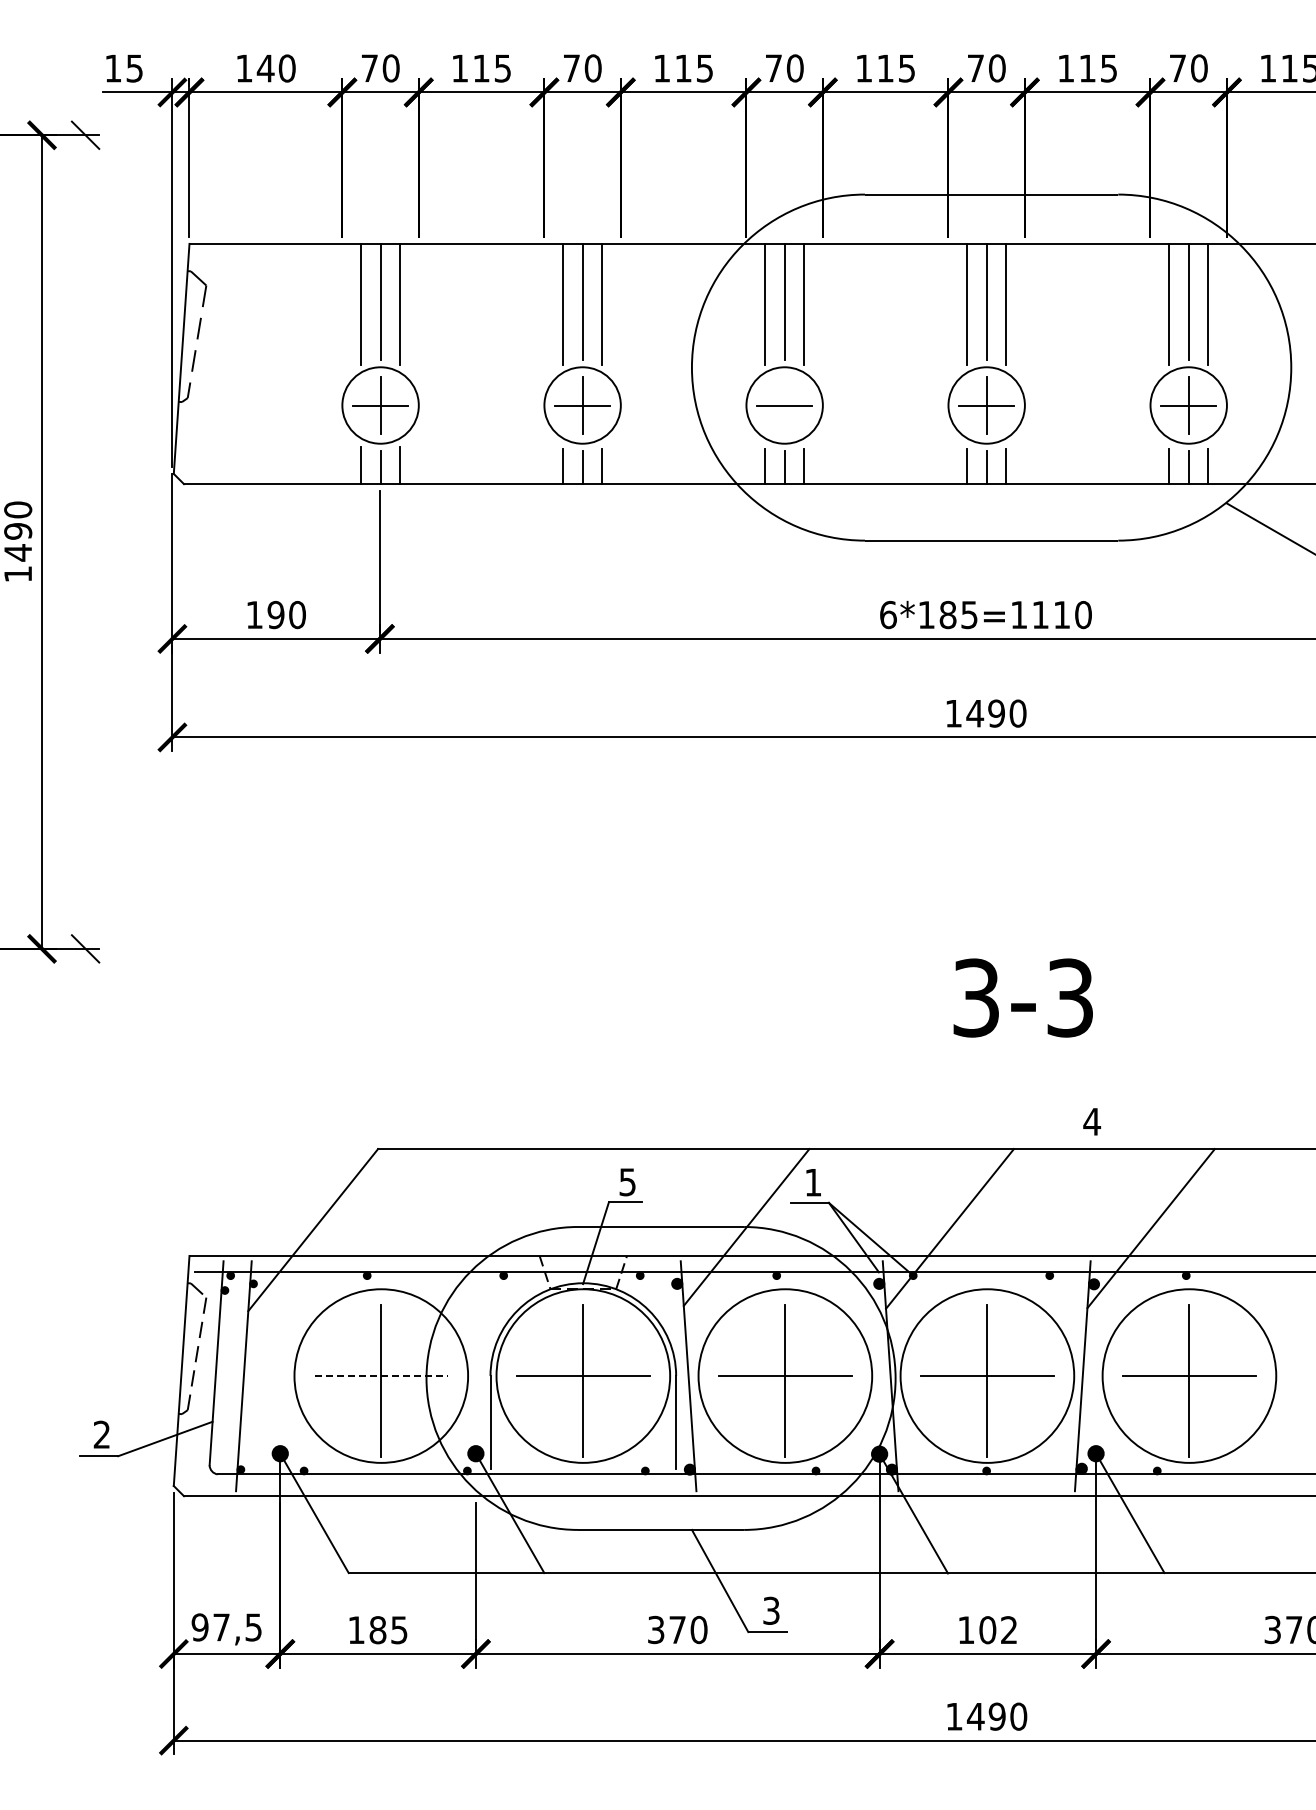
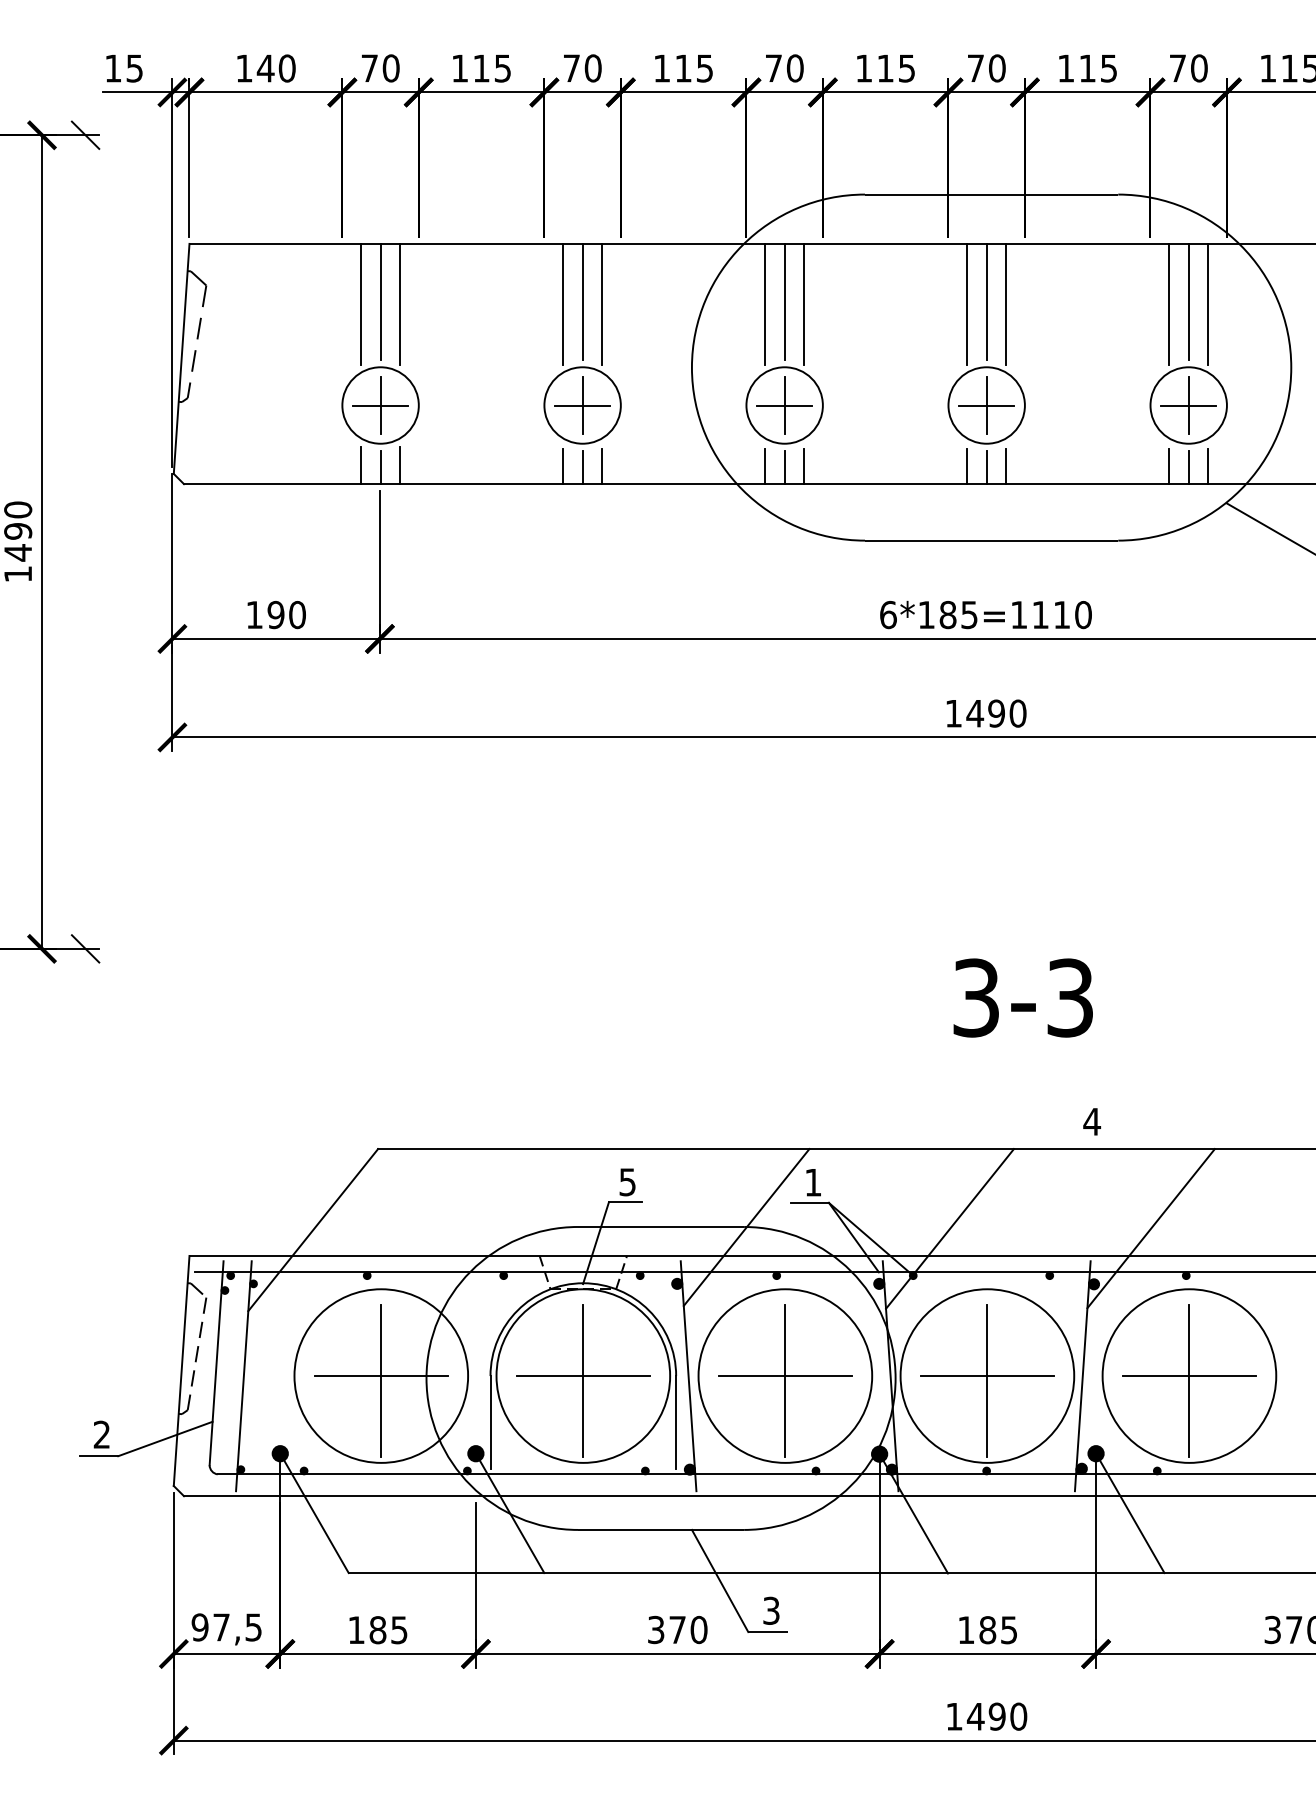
line: none -> present (784, 405)
line: dashed -> solid (381, 1376)
text: 102 -> 185 (997, 1630)
